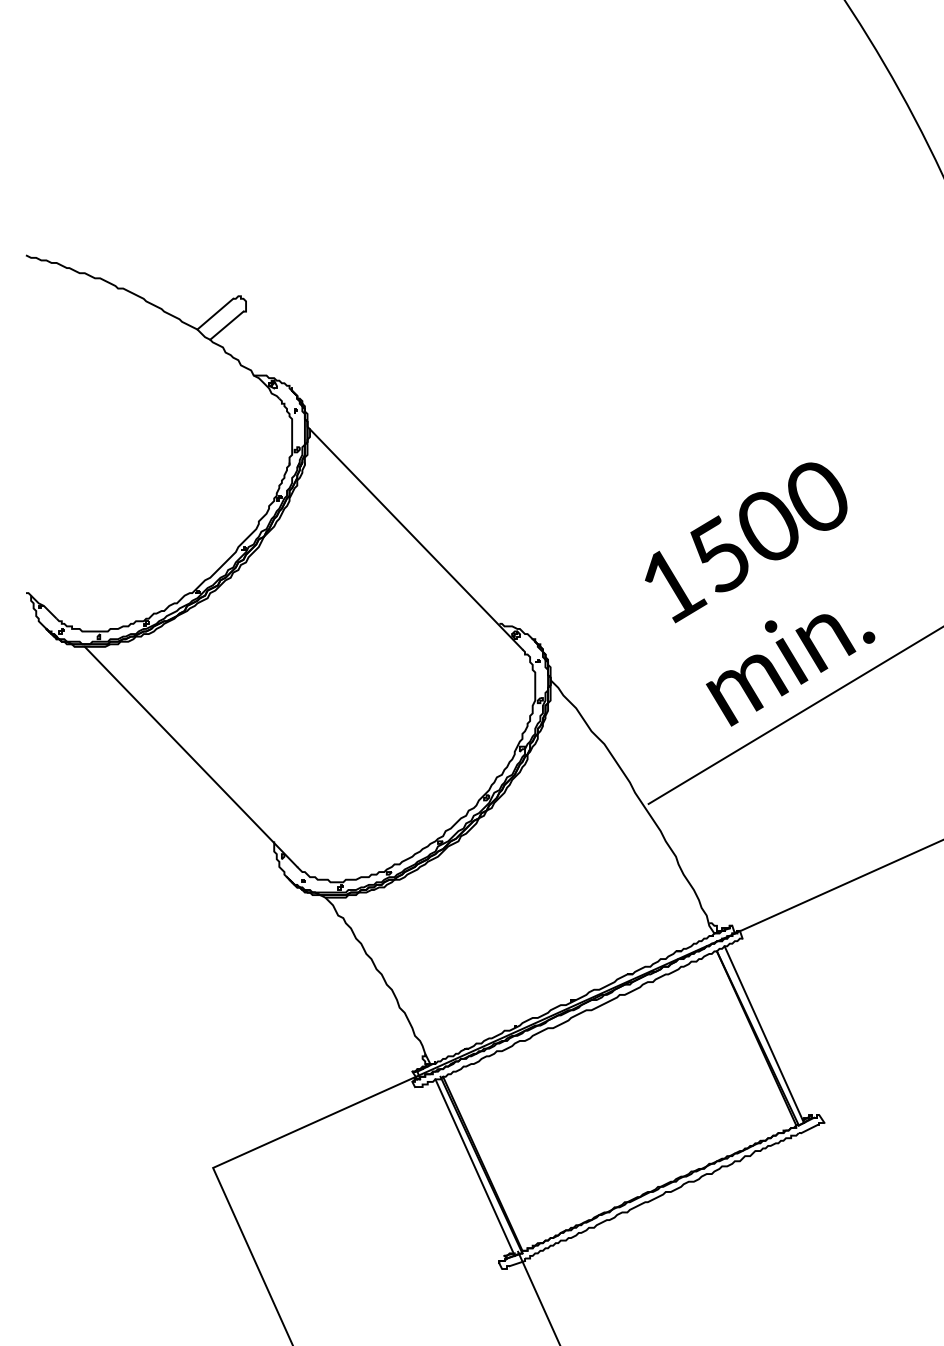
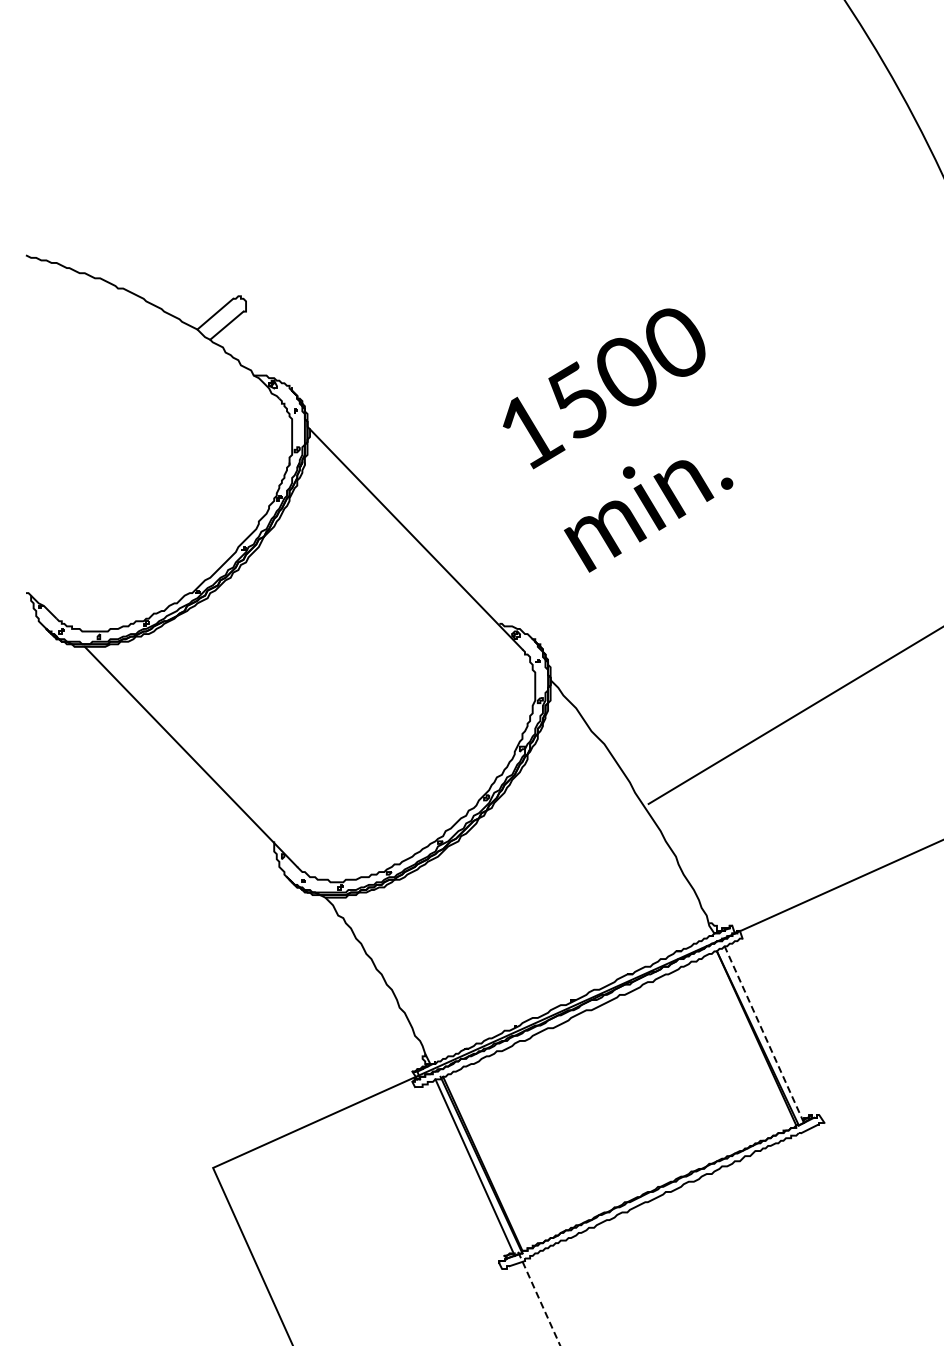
text position: (760, 594) -> (618, 440) (618, 440)
line: solid -> dashed (764, 1034)
line: solid -> dashed (539, 1299)
